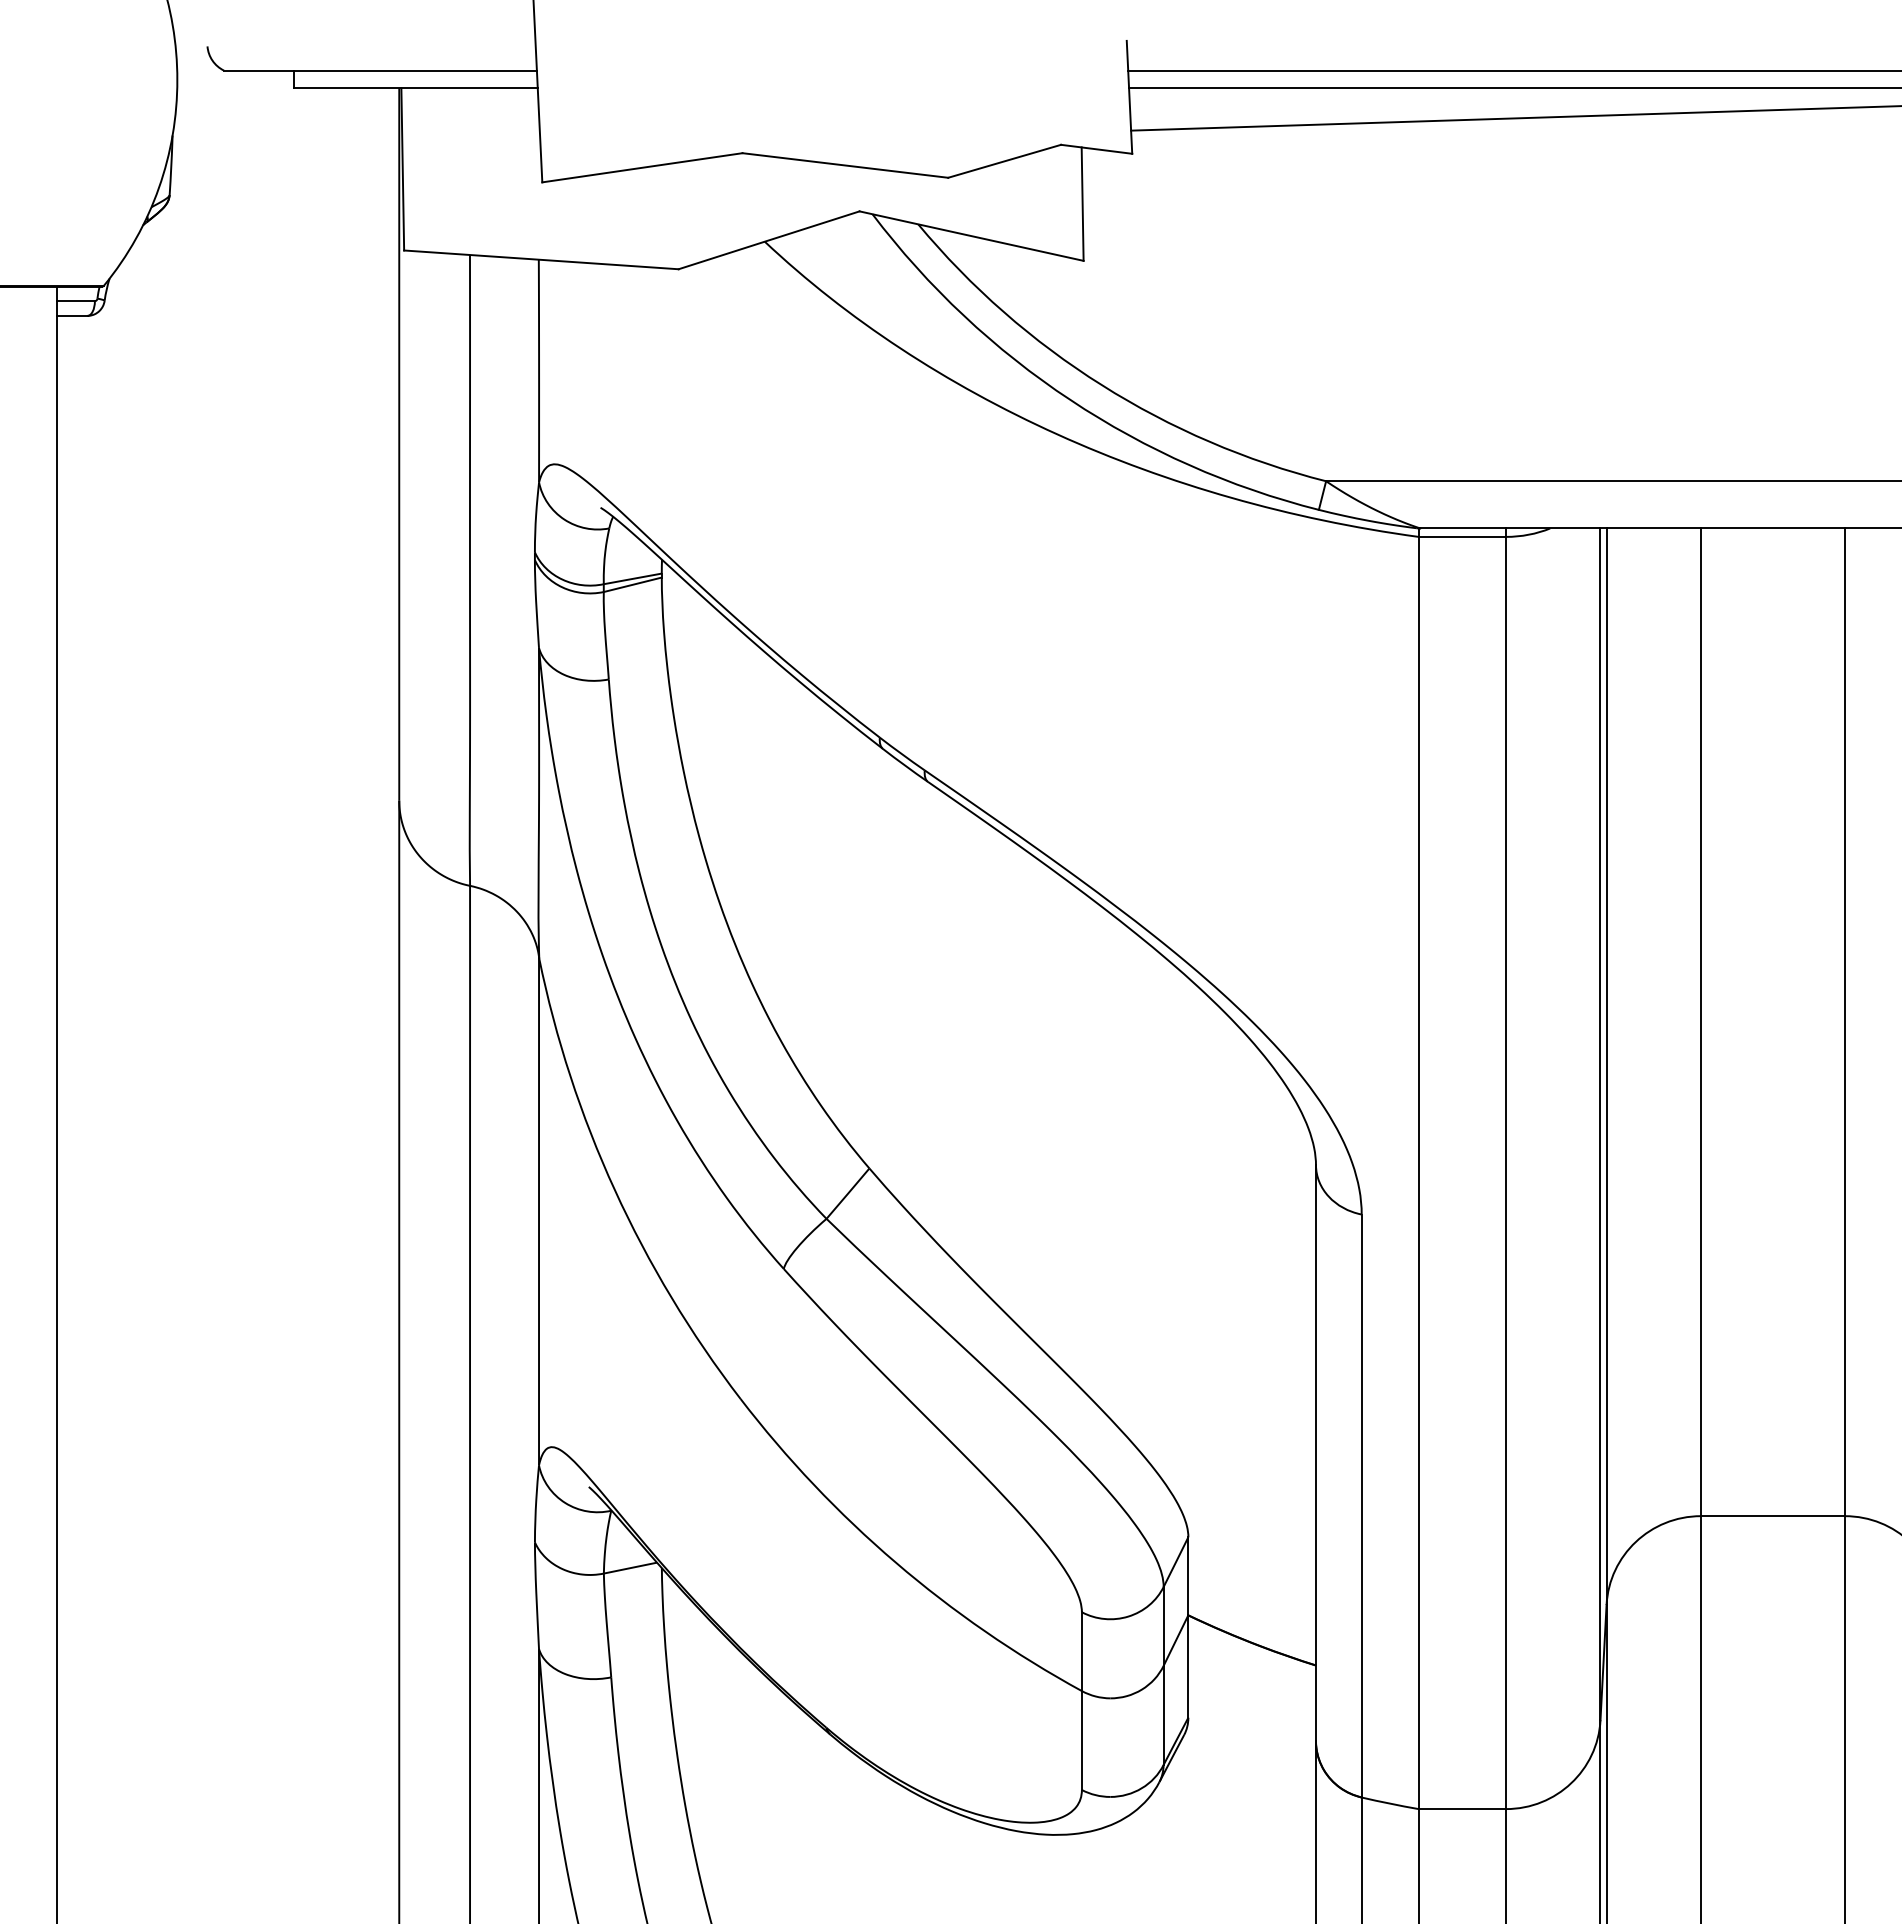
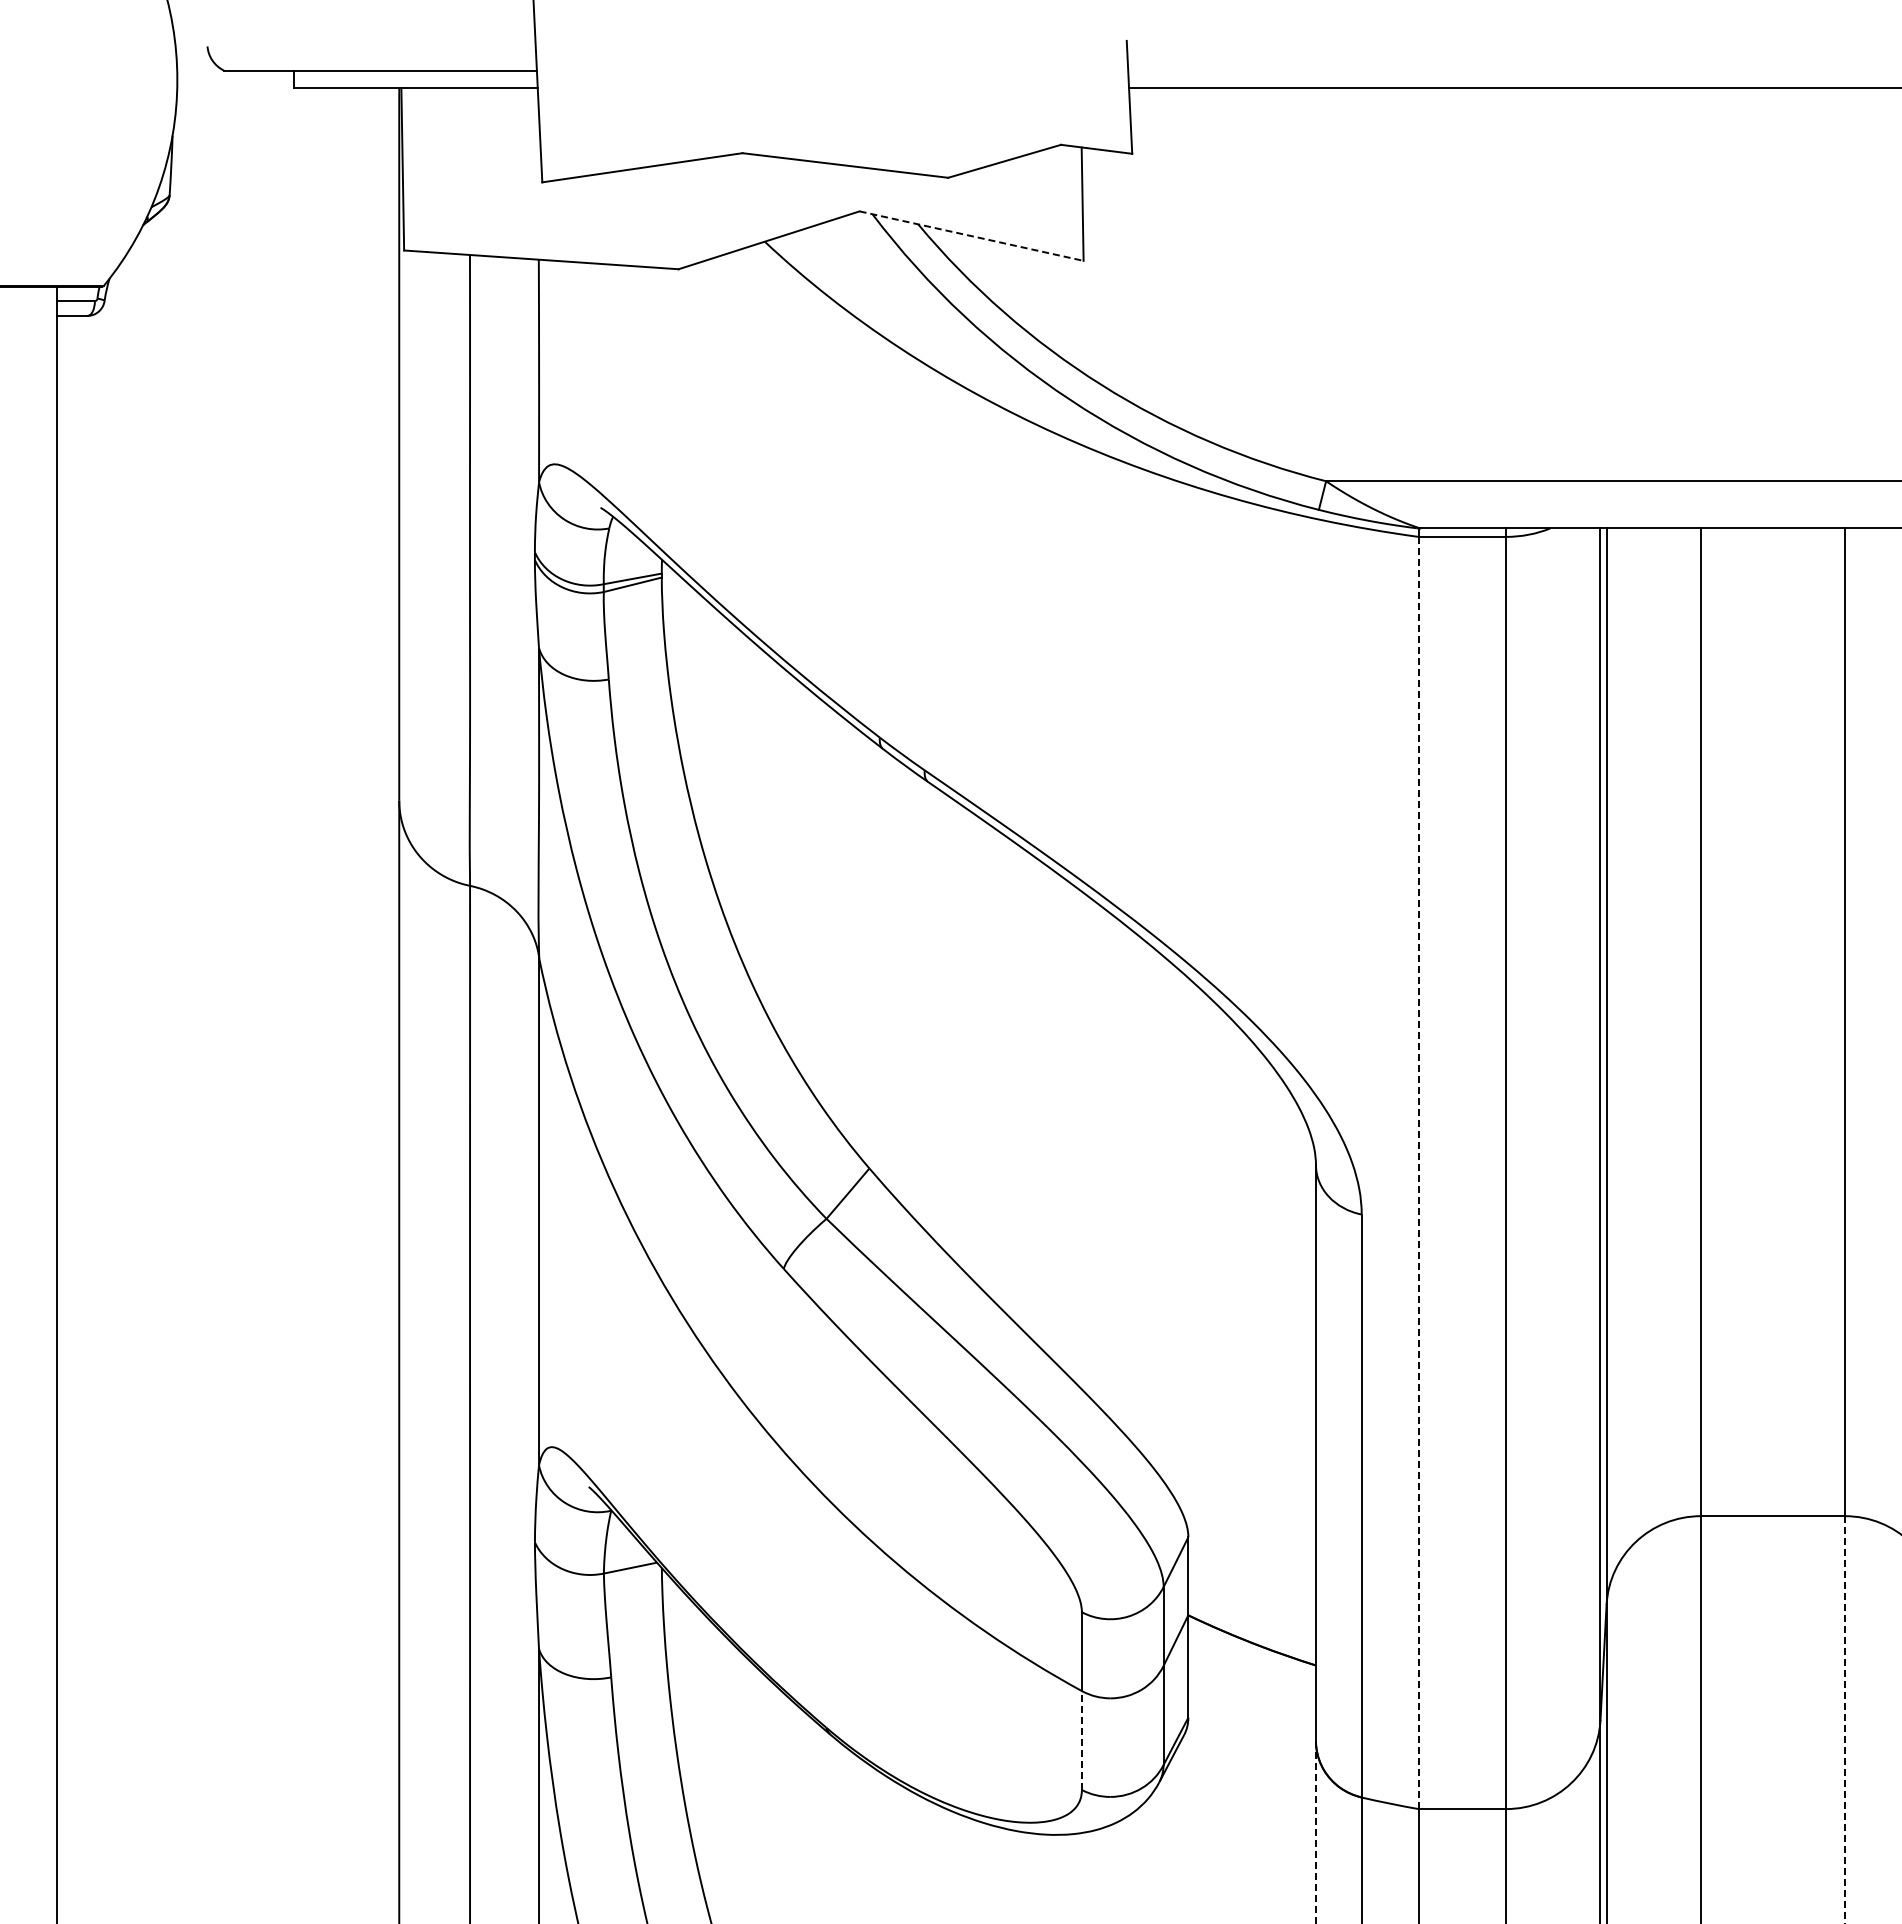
line: present -> none (1513, 70)
line: present -> none (1514, 118)
line: solid -> dashed (971, 236)
line: solid -> dashed (1418, 1172)
line: solid -> dashed (1845, 1720)
line: solid -> dashed (1081, 1740)
line: solid -> dashed (1315, 1832)
